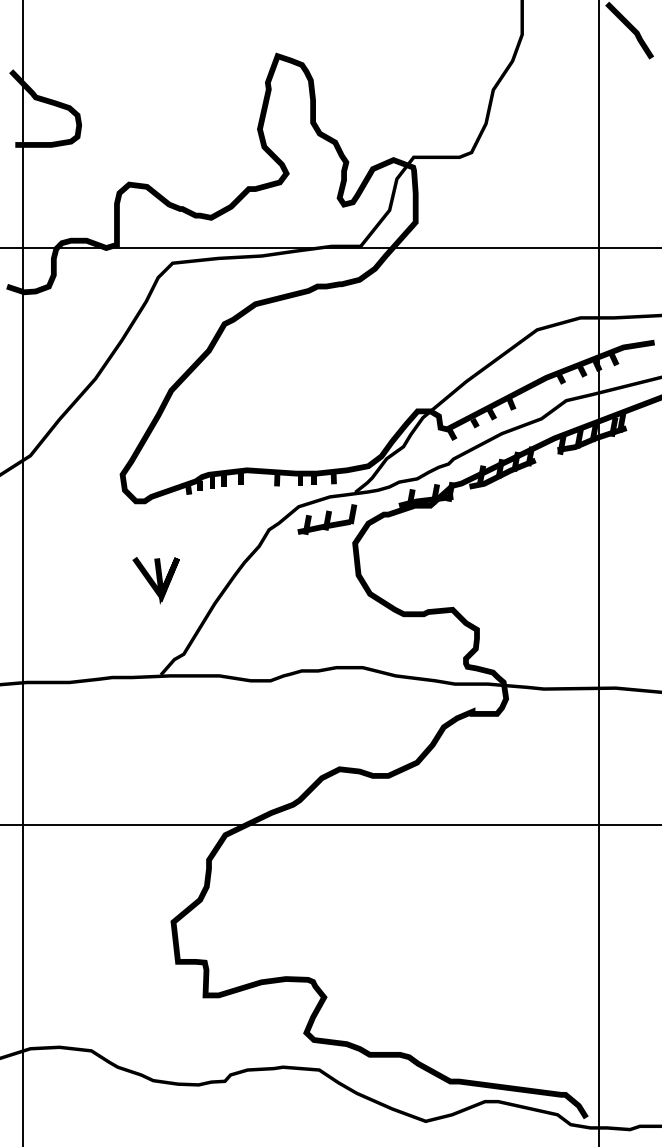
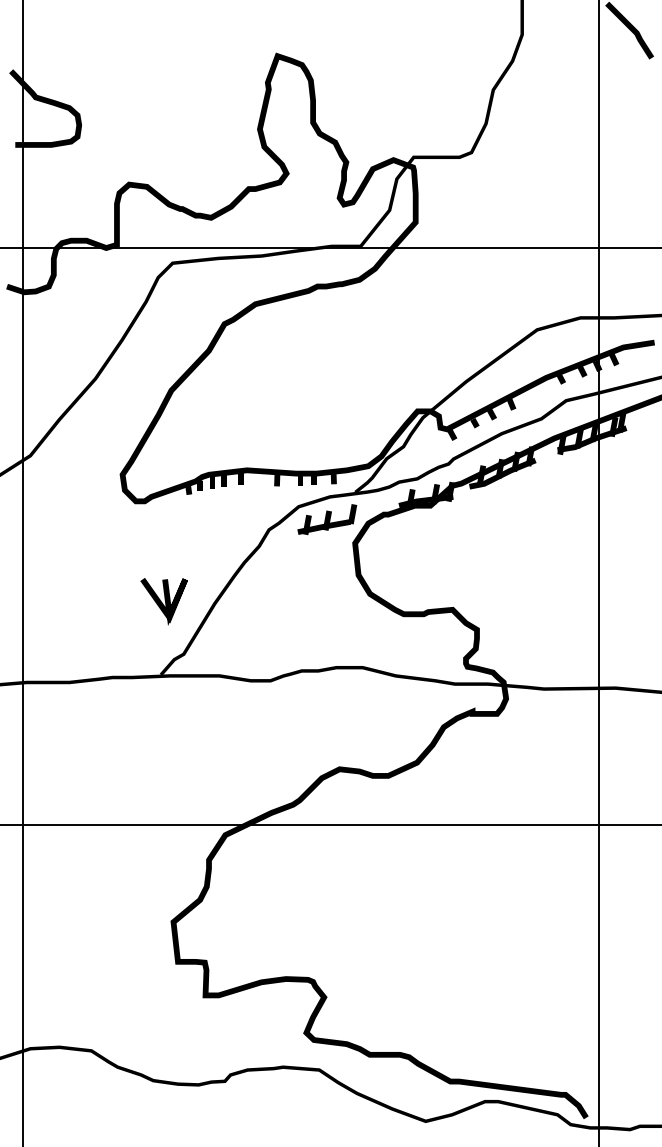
line position: (156, 579) -> (164, 600) (164, 600)
